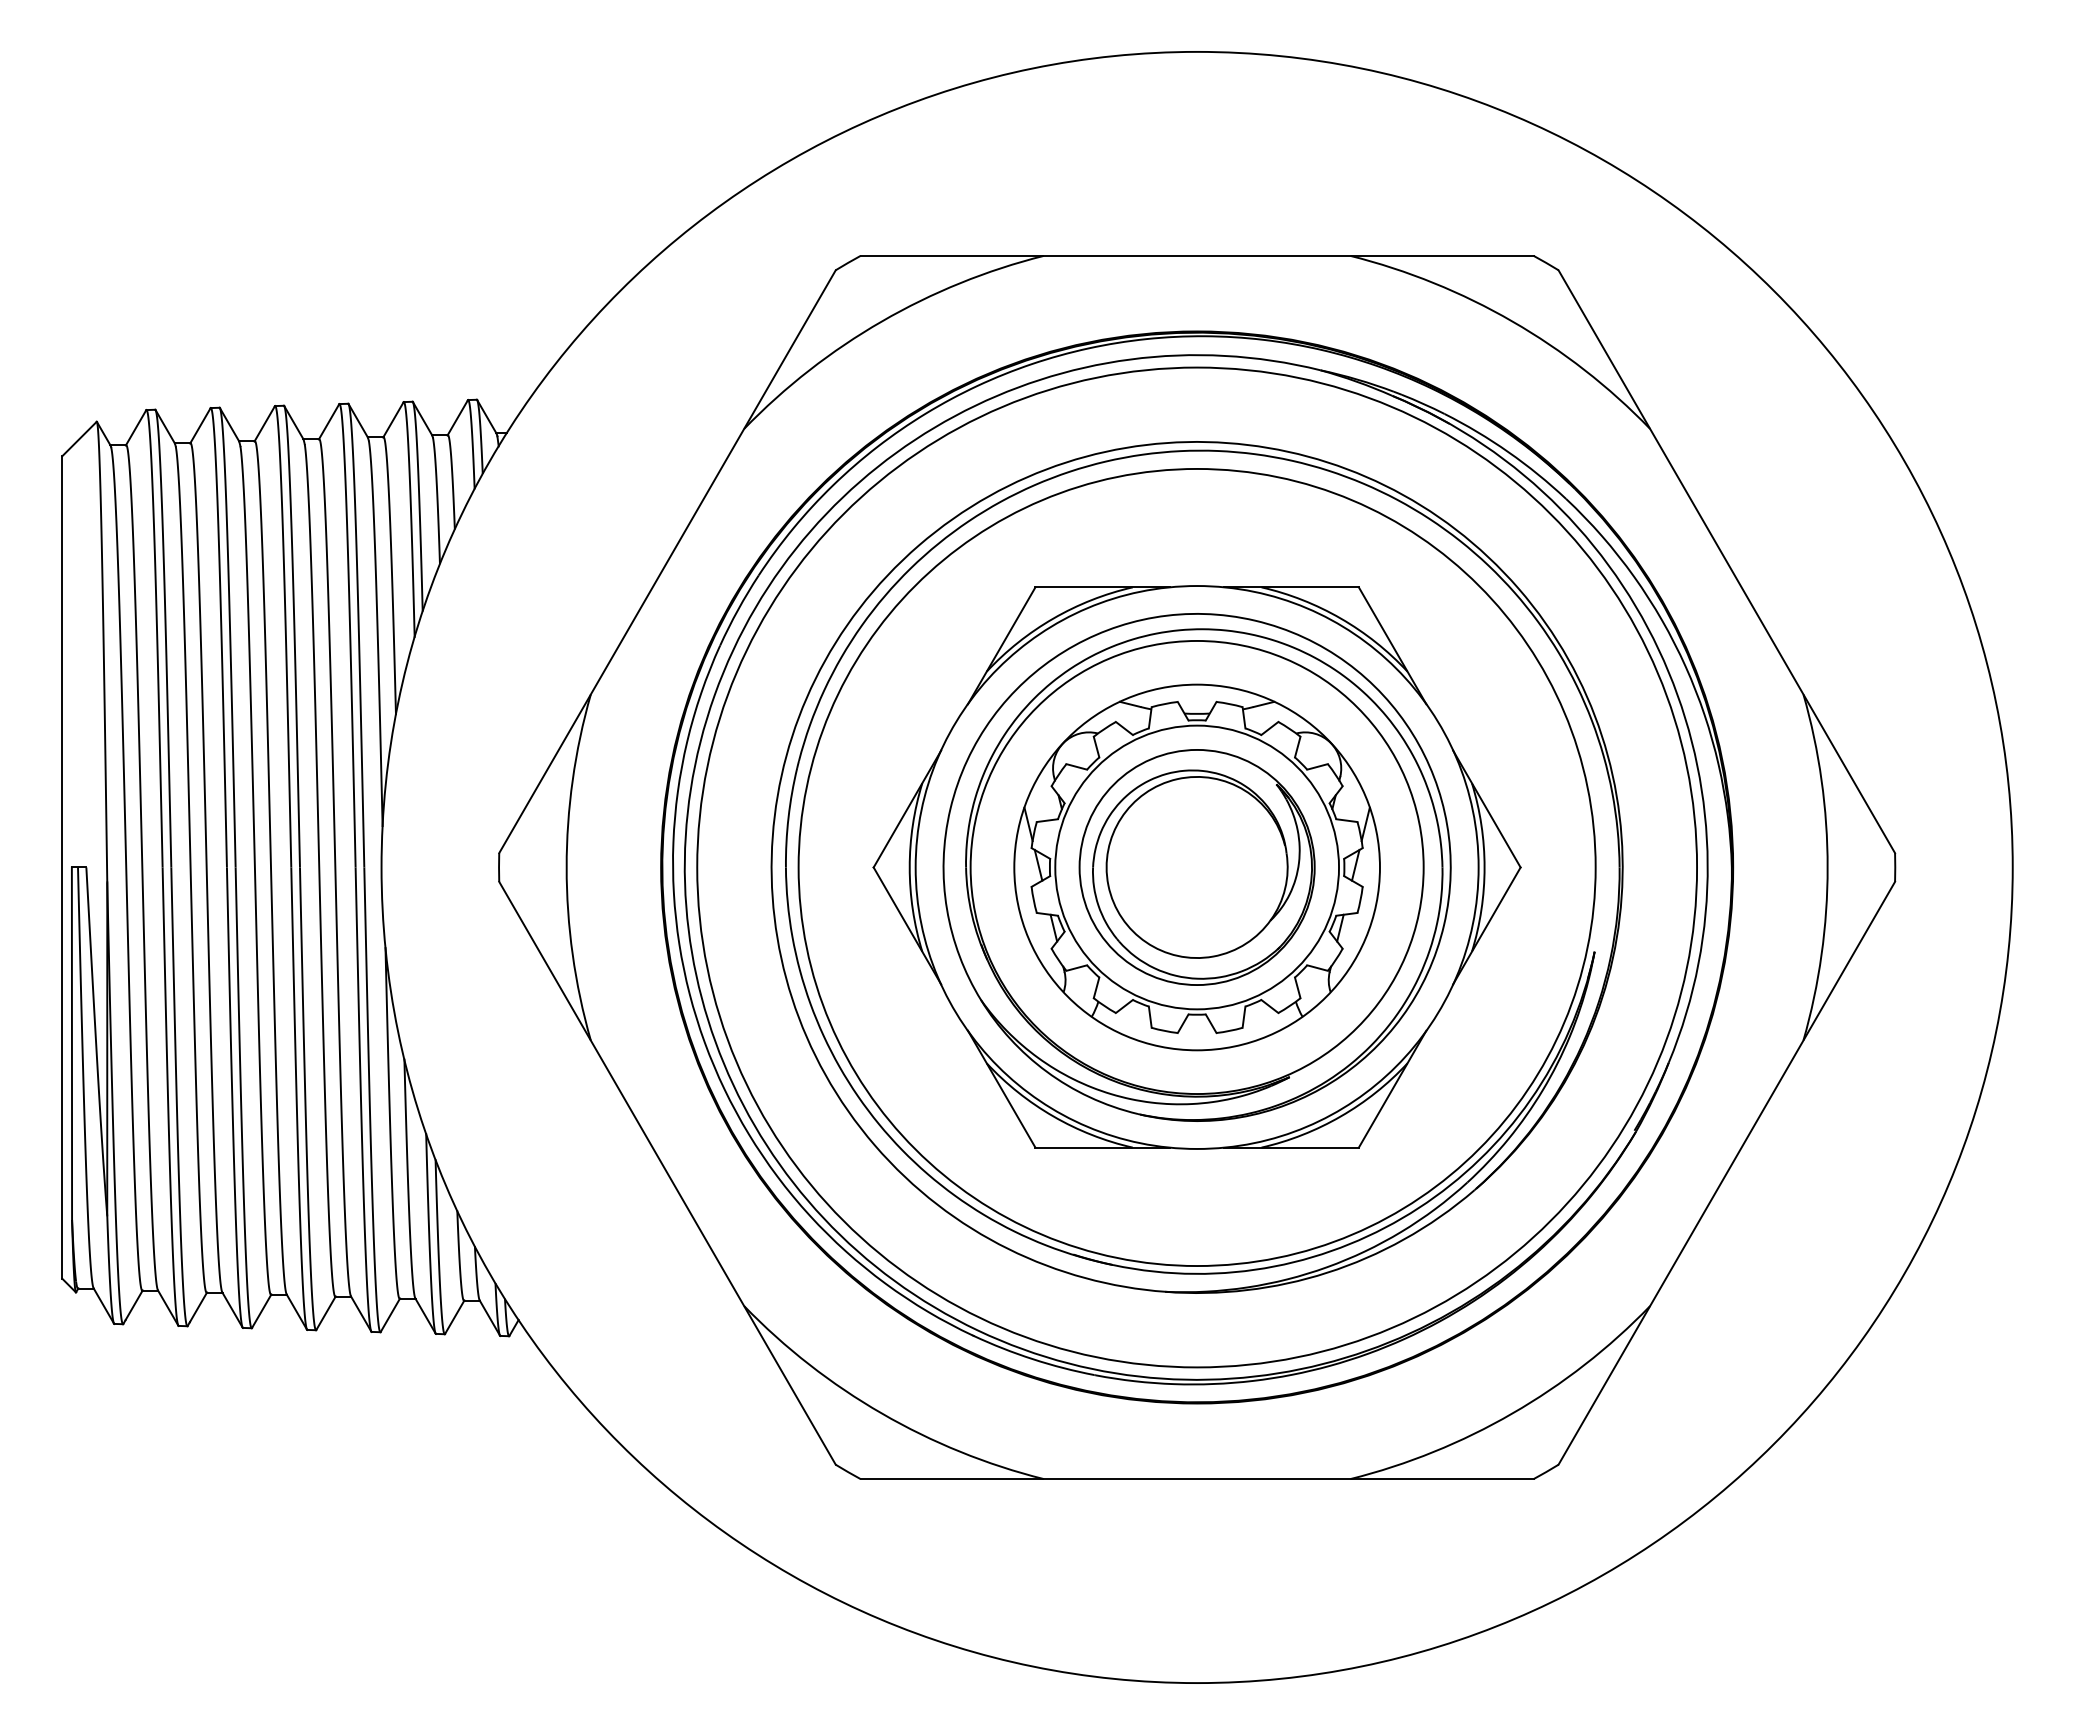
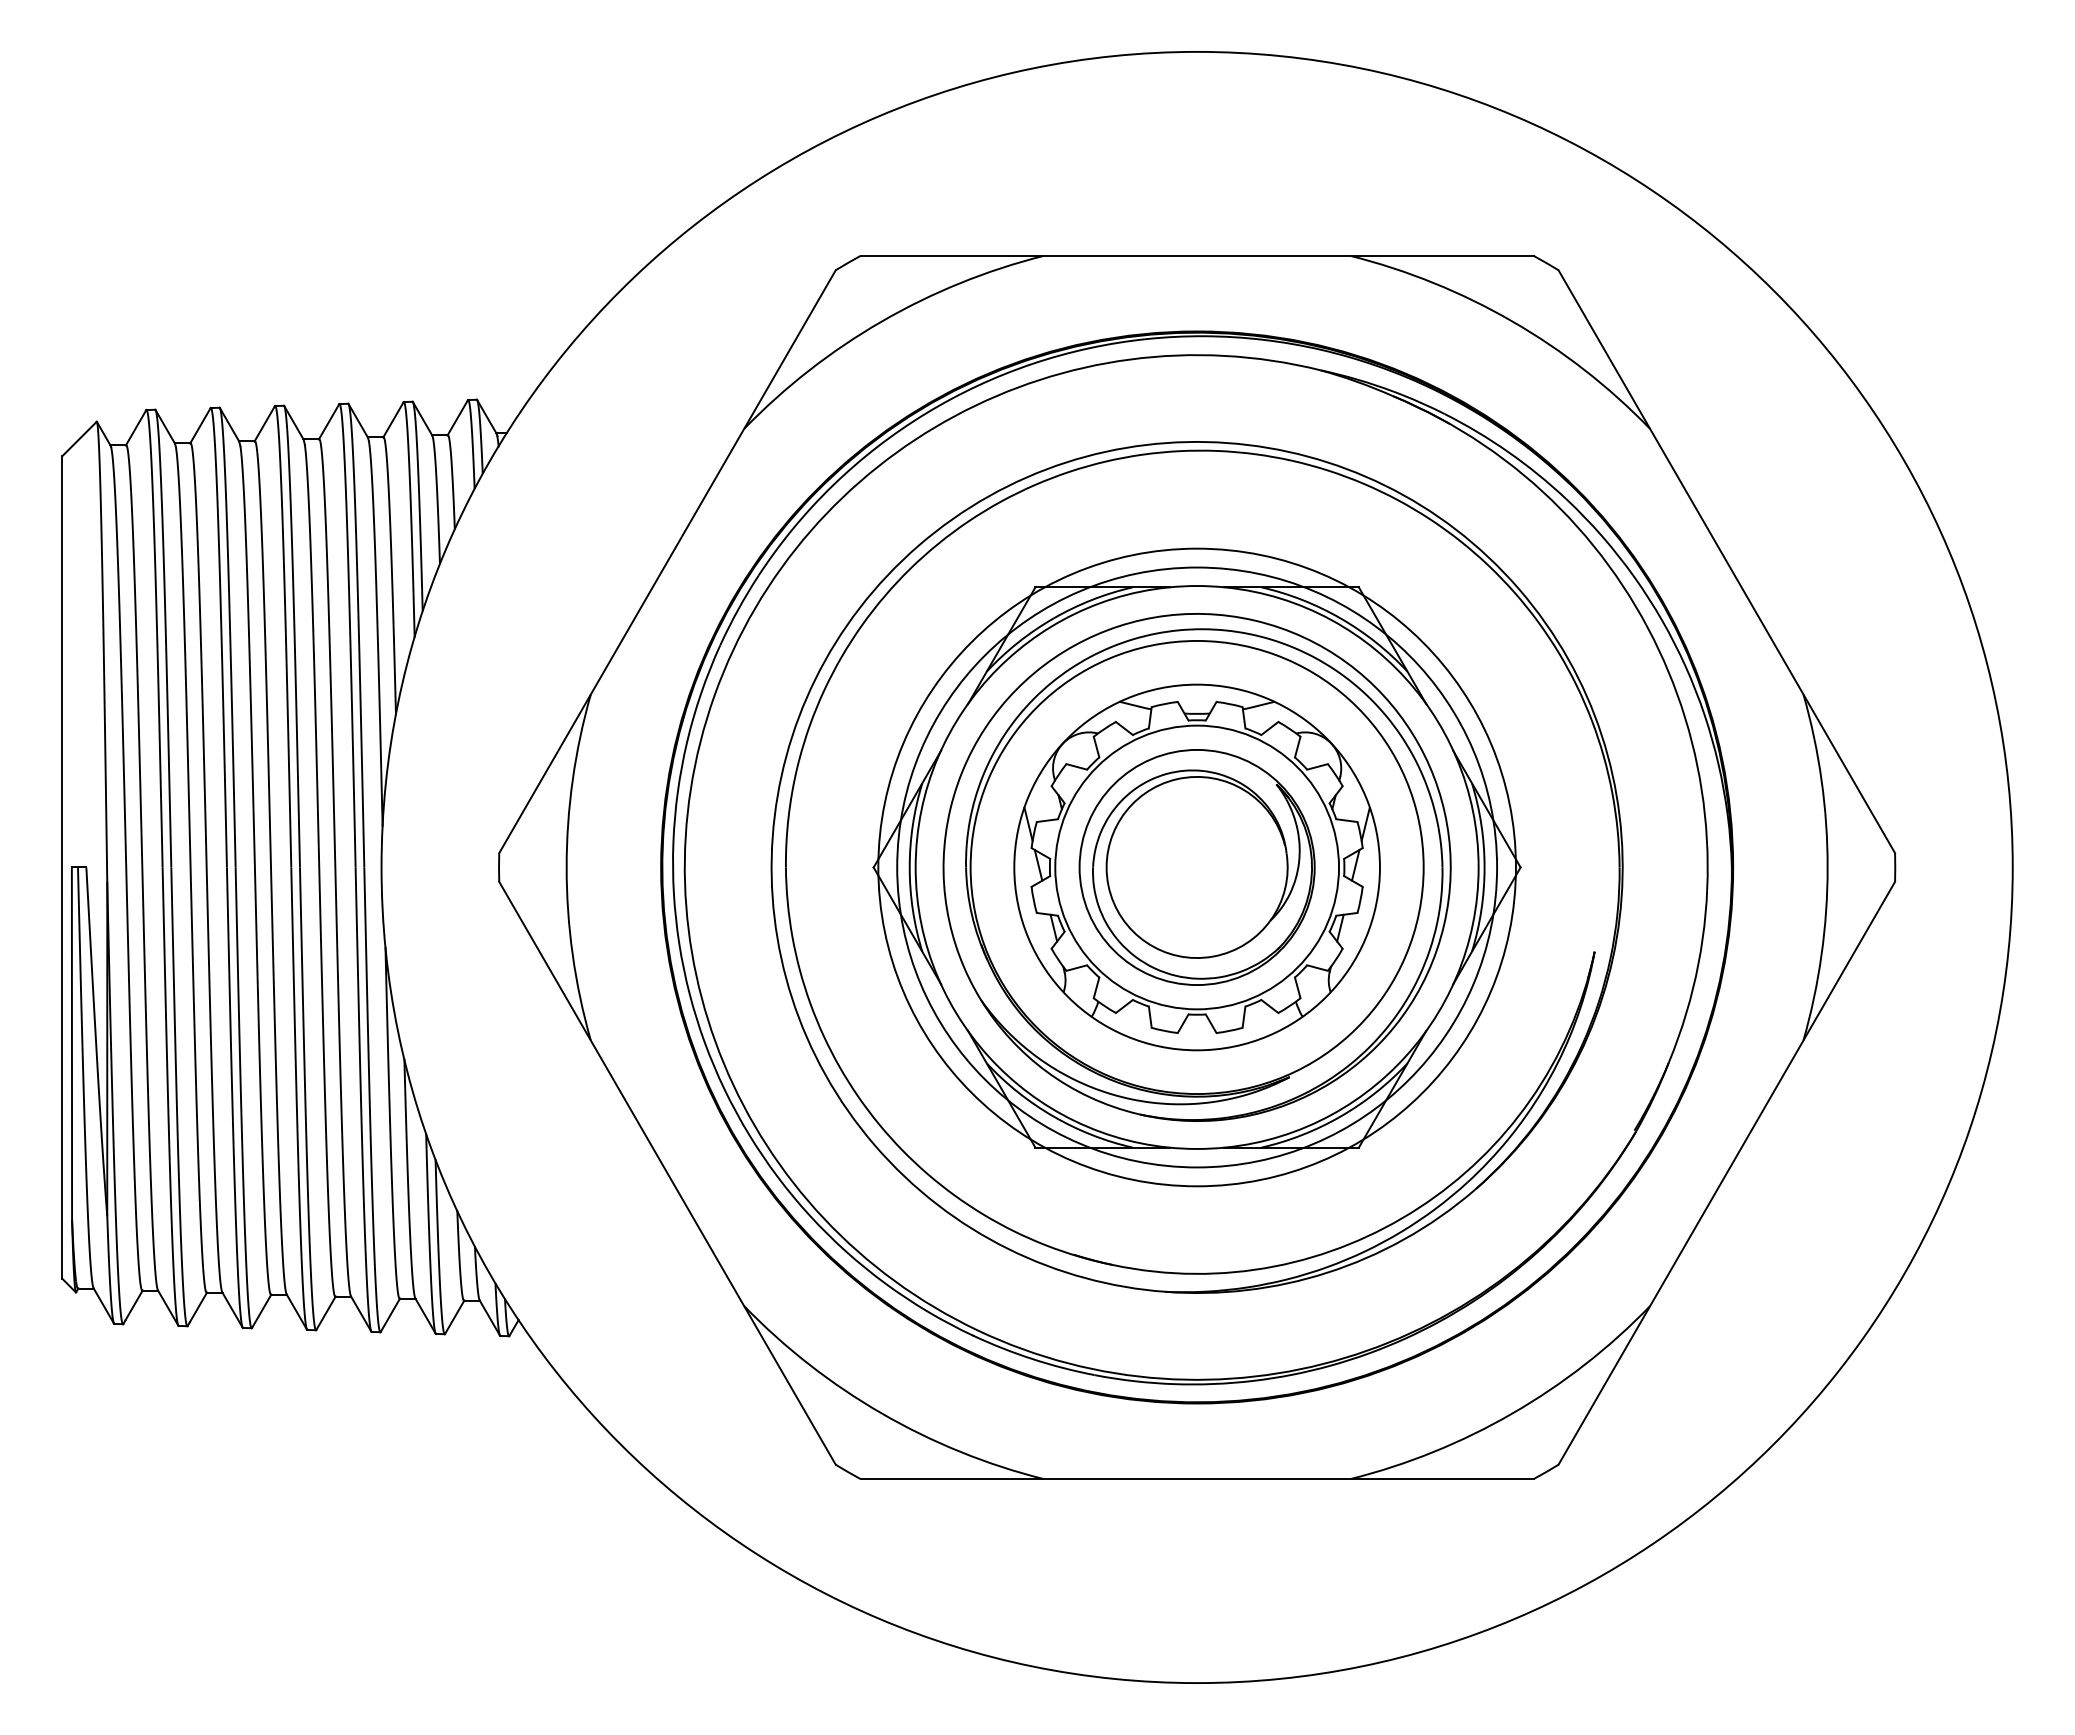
circle diameter: 797 px -> 638 px (1196, 867)
circle diameter: 1000 px -> 600 px (1197, 867)
